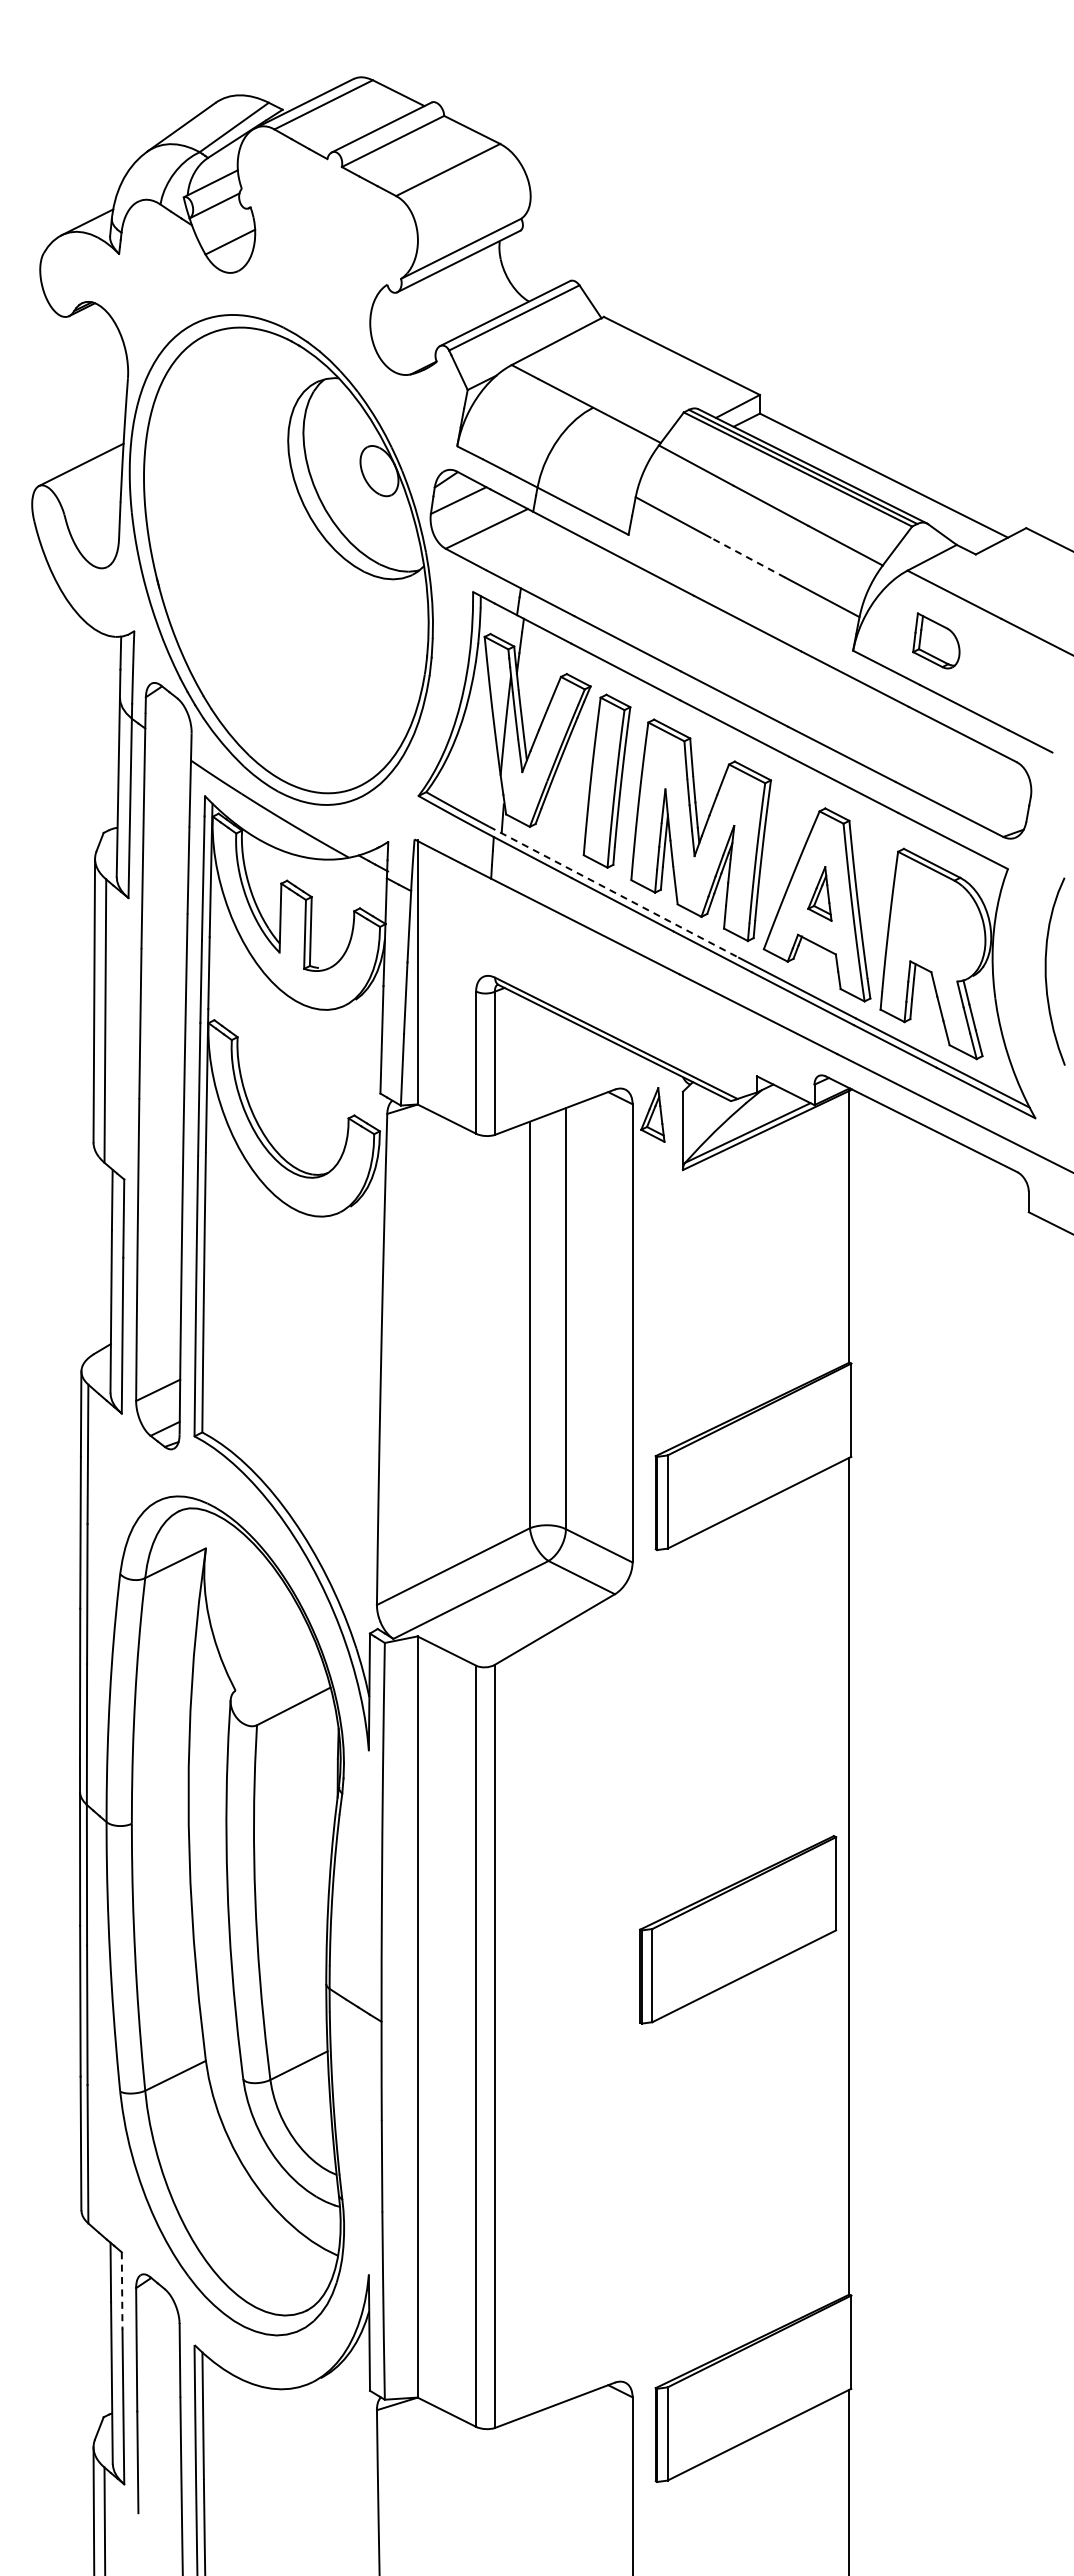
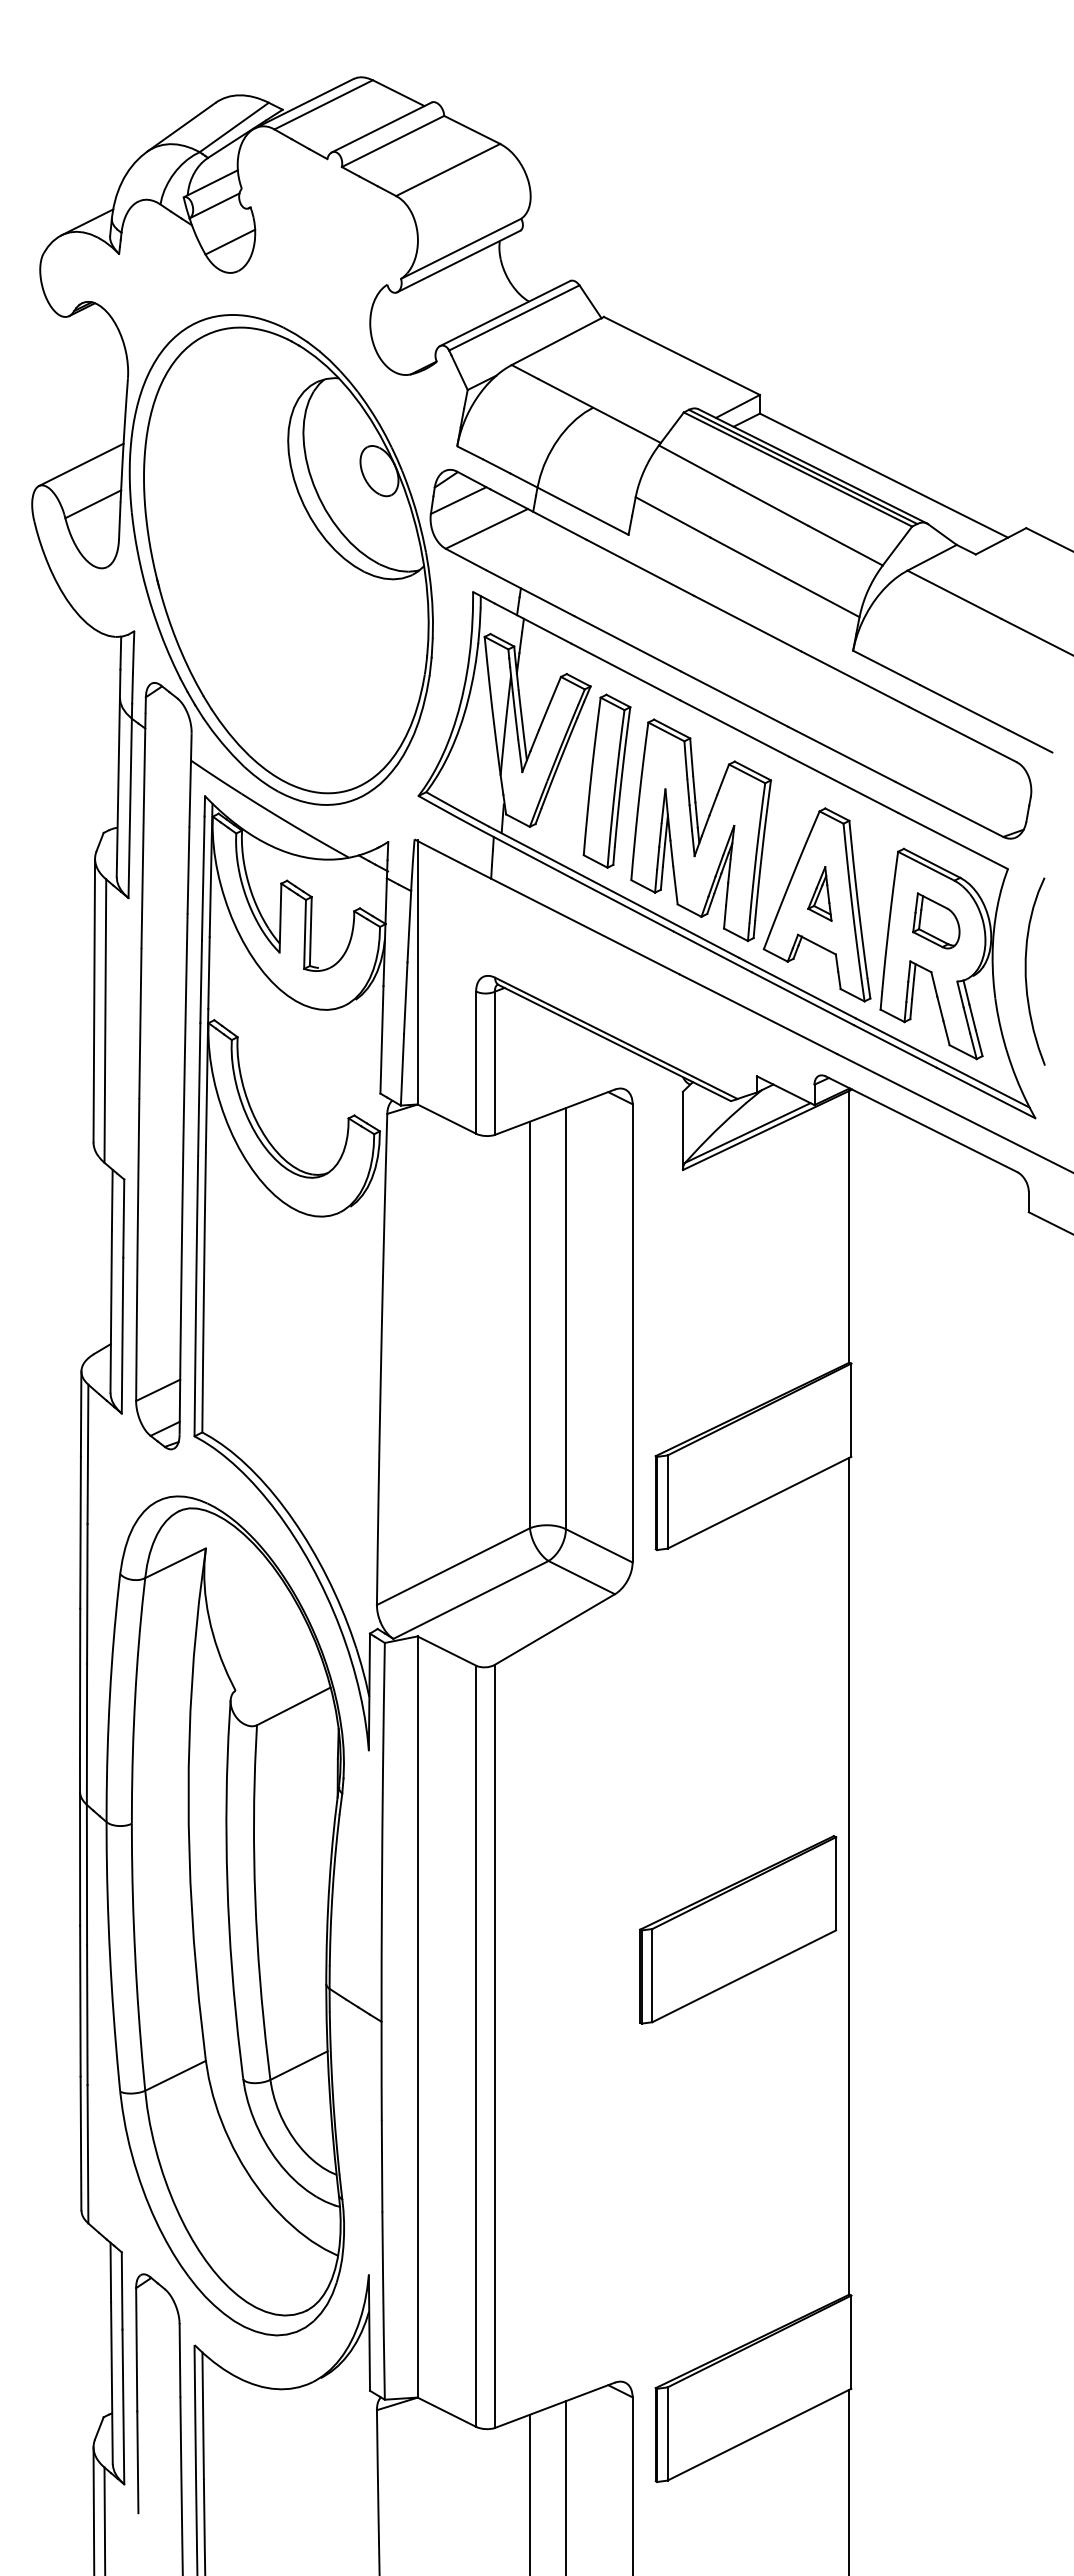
line: none -> present (93, 504)
line: dashed -> solid (747, 557)
part position: (936, 640) -> (936, 920) (936, 920)
line: dashed -> solid (614, 892)
curve position: (1046, 971) -> (1026, 971) (1026, 971)
part: present -> none (652, 1114)
line: dashed -> solid (122, 2290)
line: none -> present (565, 2486)
line: none -> present (529, 2493)
